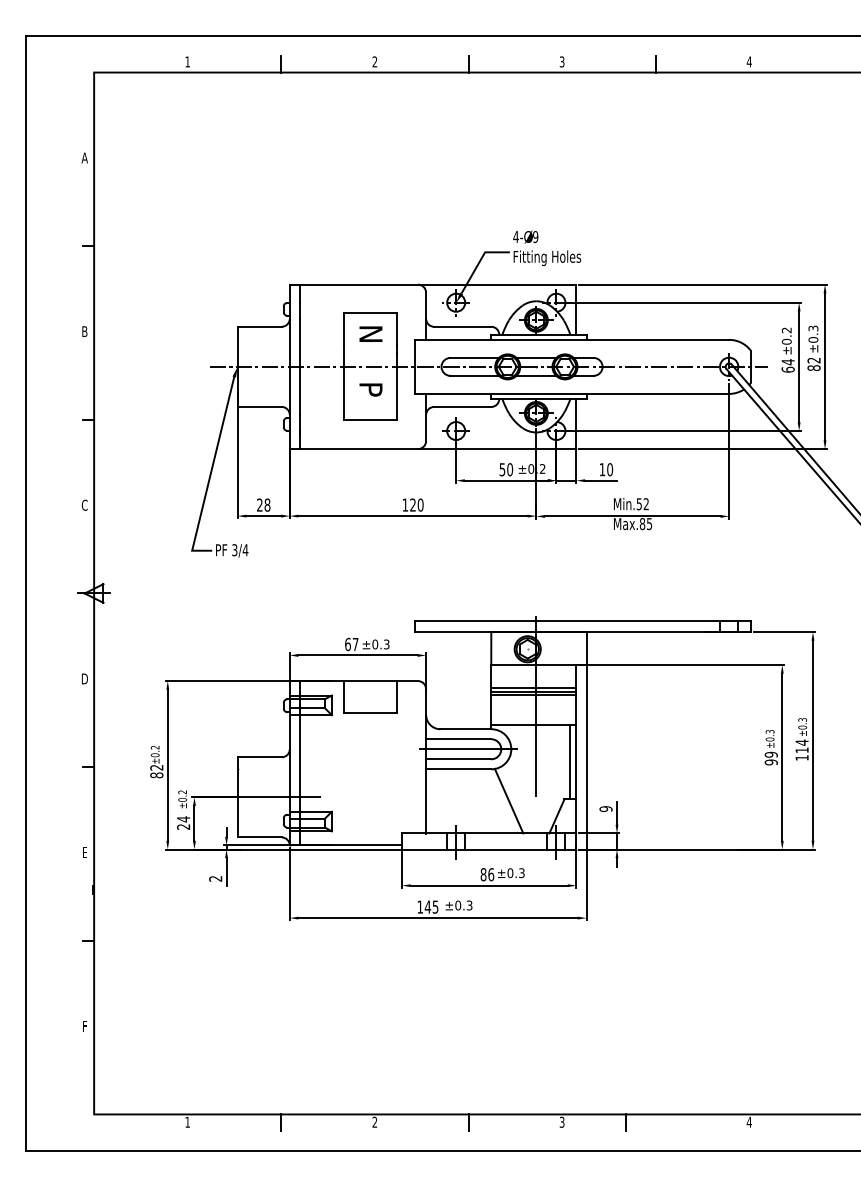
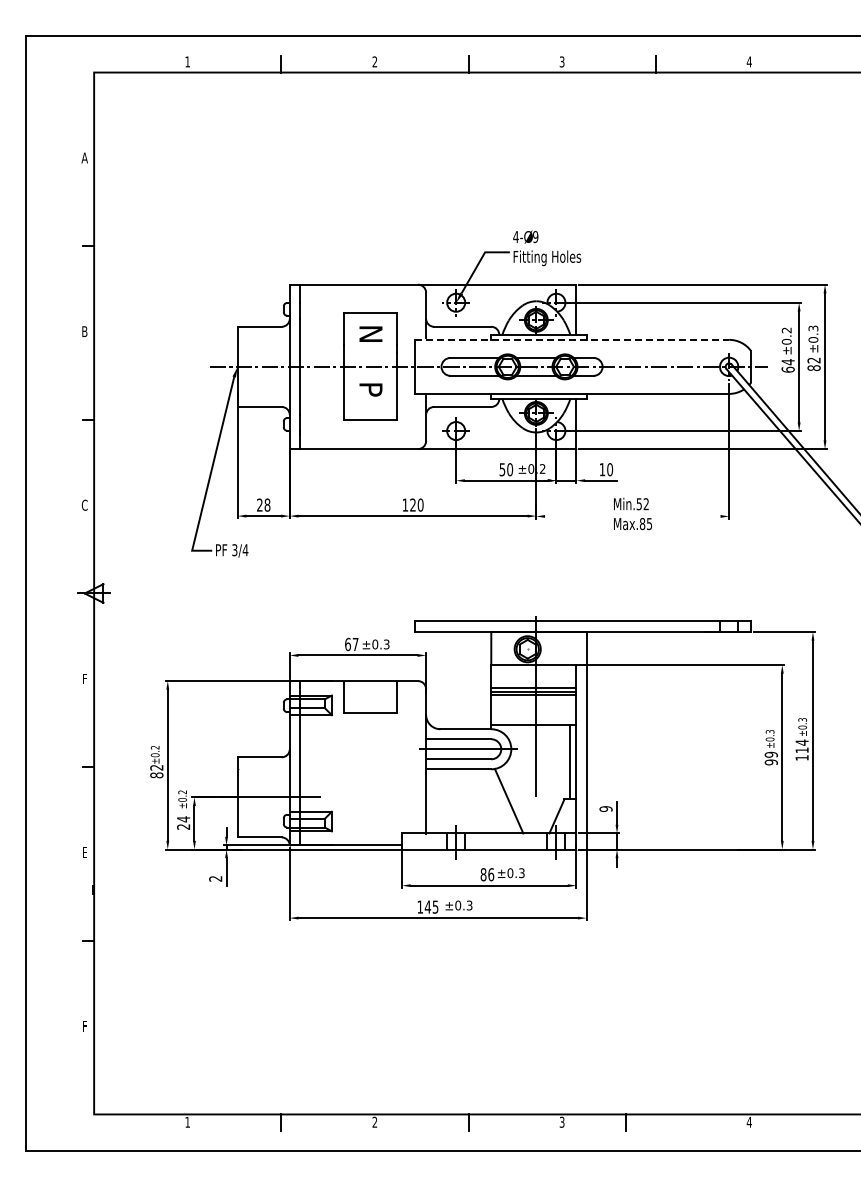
line: solid -> dashed (572, 339)
line: present -> none (632, 516)
text: D -> F (84, 678)
